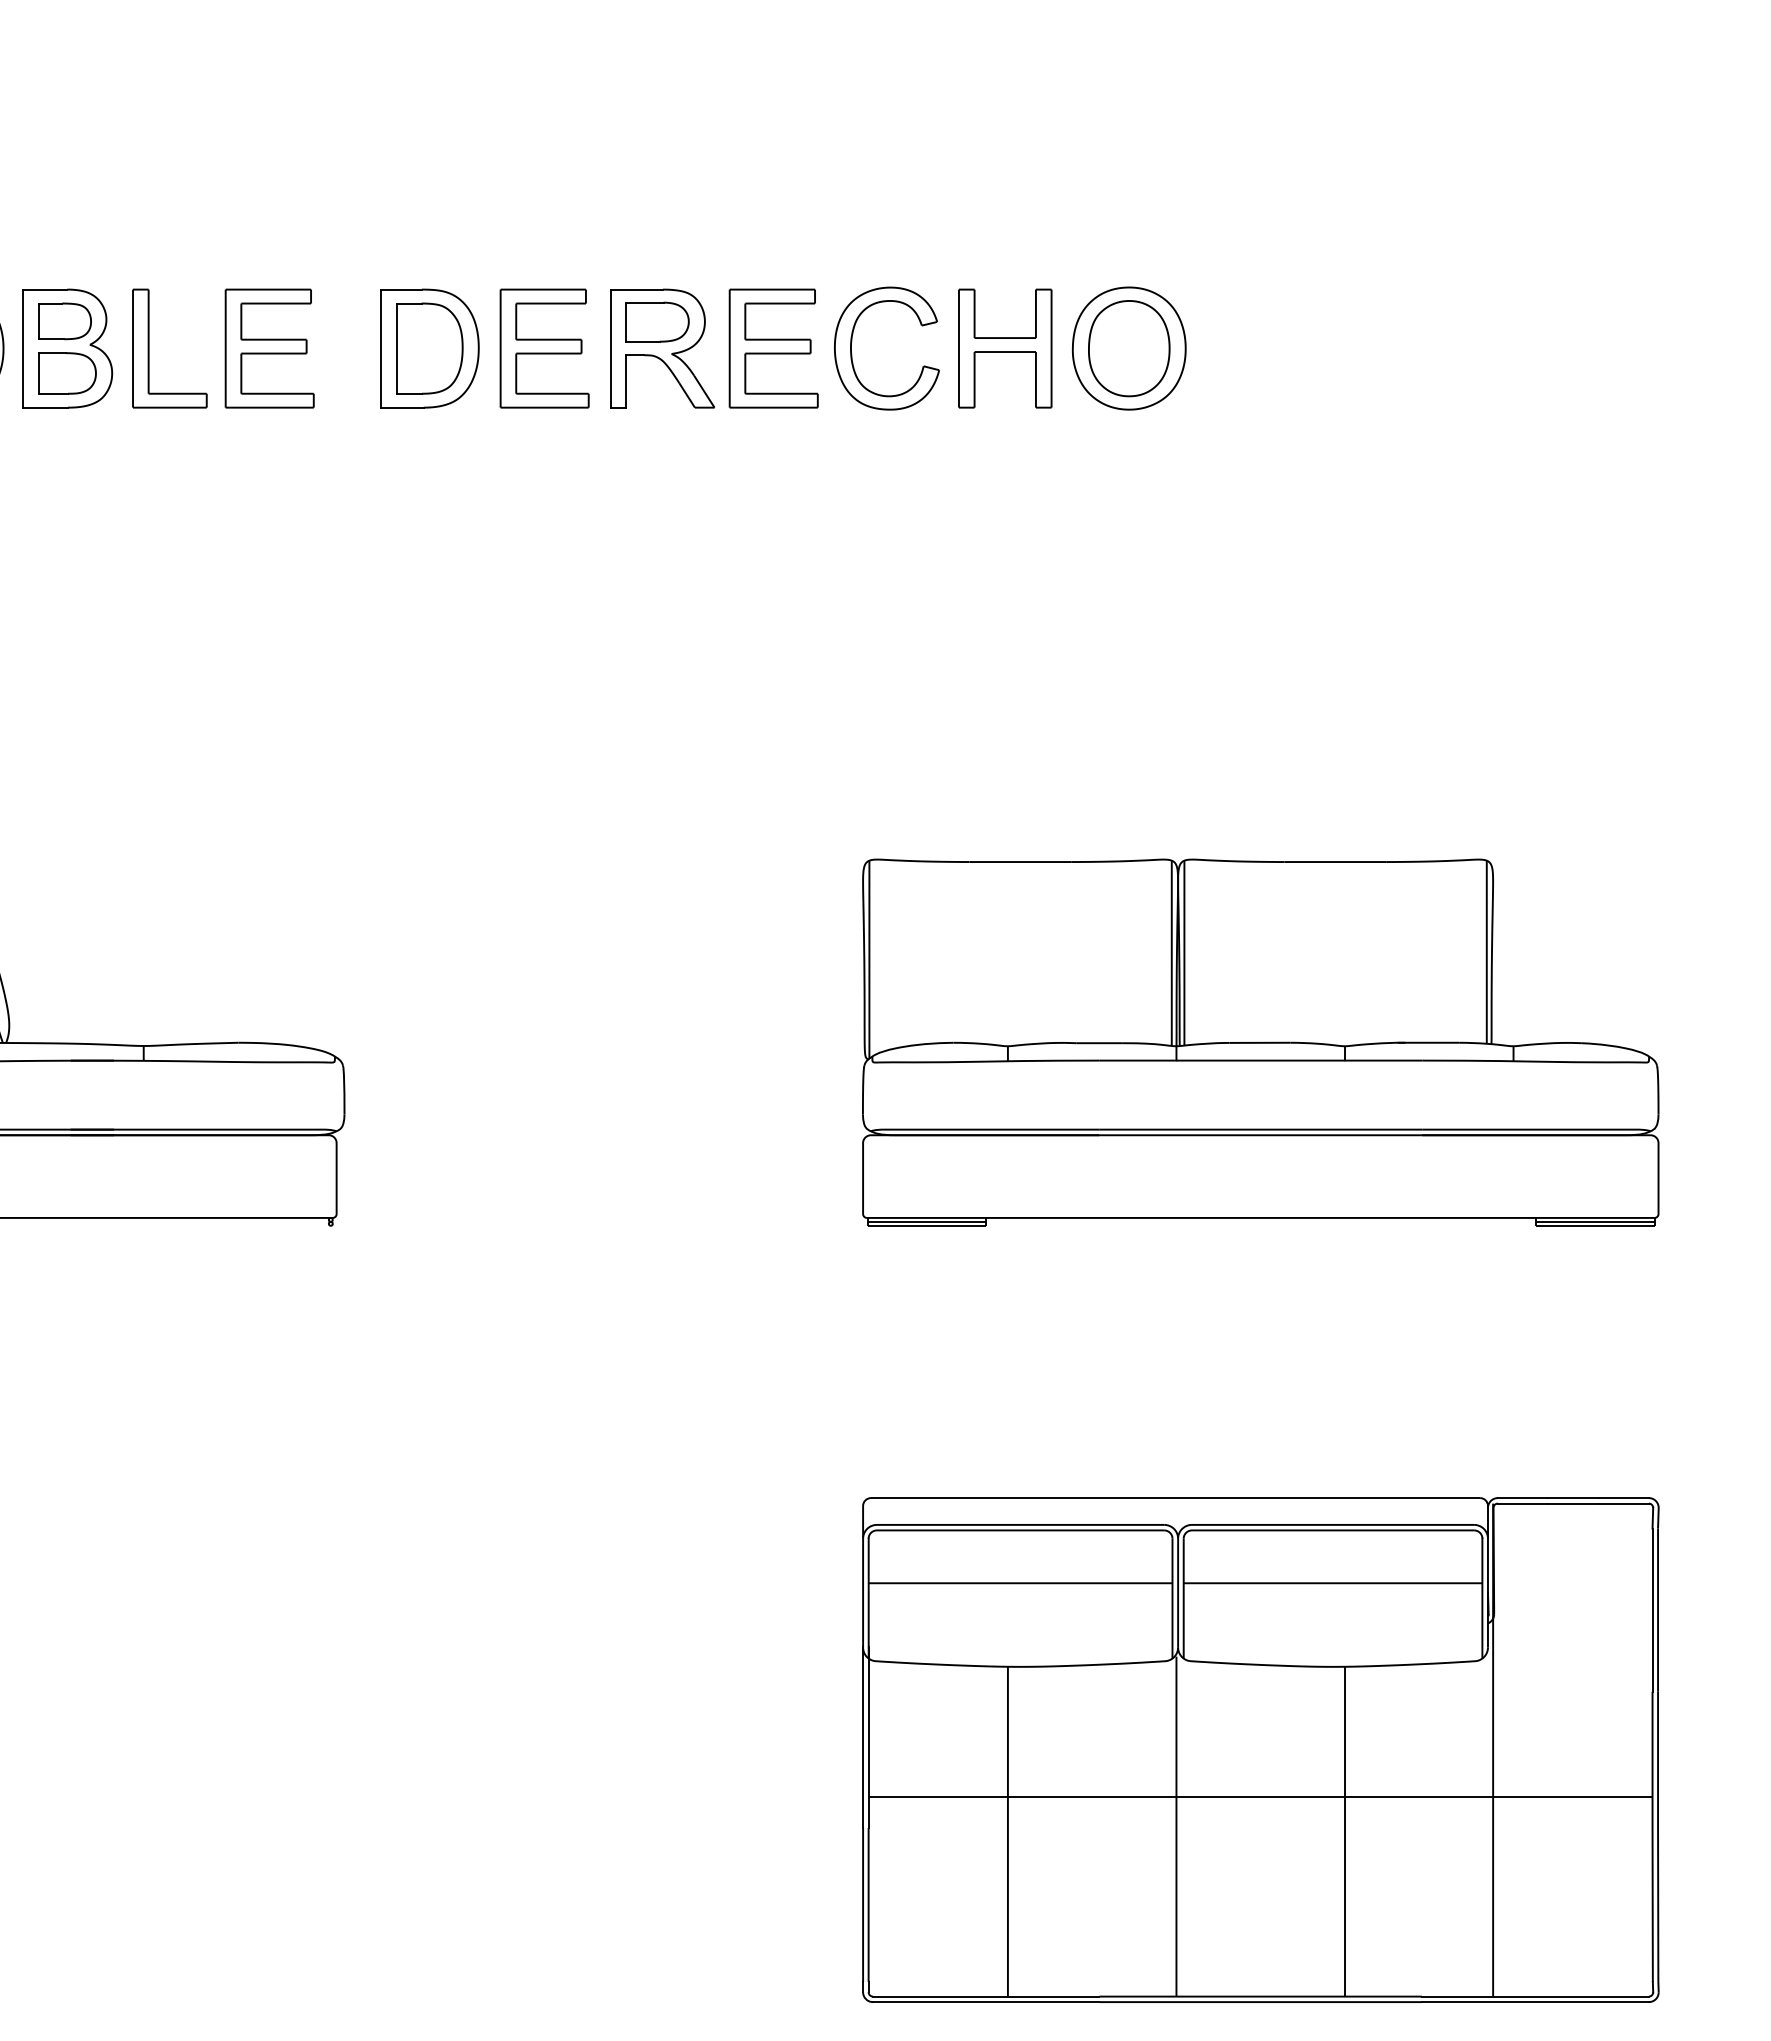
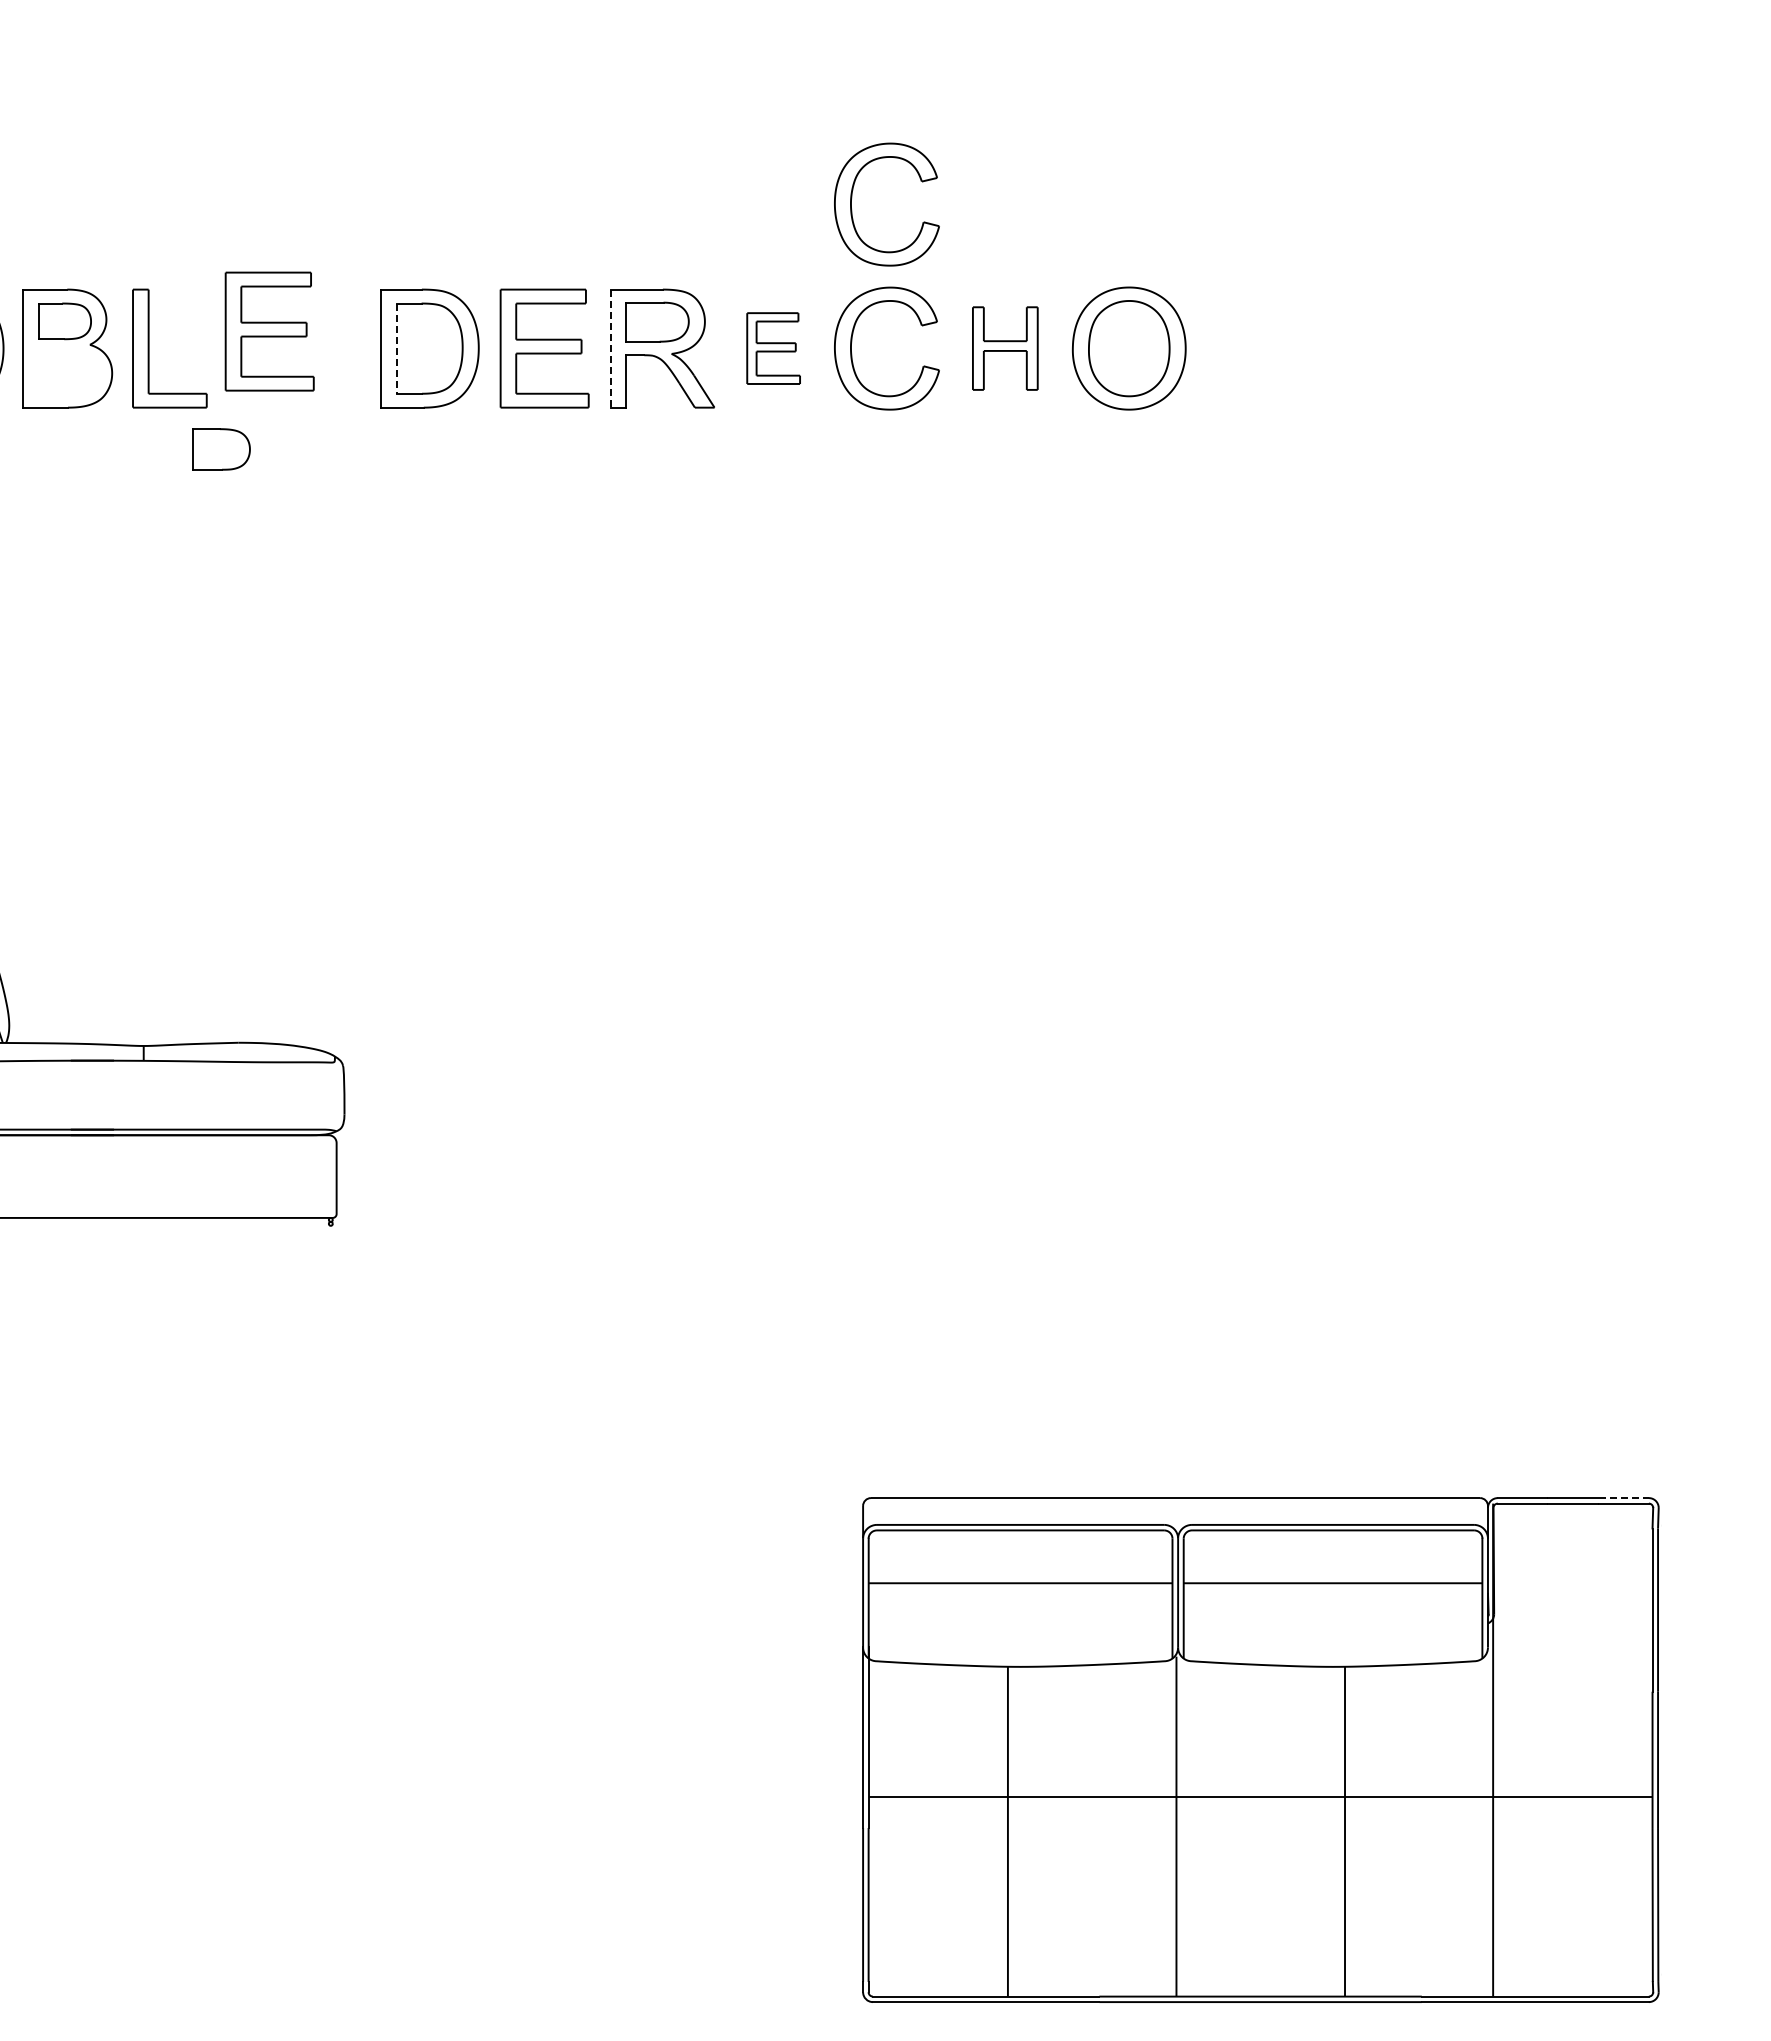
part: none -> present (852, 198)
part position: (269, 348) -> (269, 331) (269, 331)
part size: 91x121 px -> 55x73 px (773, 348)
part size: 95x121 px -> 67x85 px (1005, 348)
line: solid -> dashed (396, 349)
line: solid -> dashed (610, 349)
part position: (67, 373) -> (221, 449) (221, 449)
part: present -> none (1260, 1042)
line: solid -> dashed (1624, 1498)
